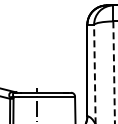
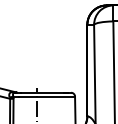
line: dashed -> solid (114, 72)
line: dashed -> solid (94, 73)
